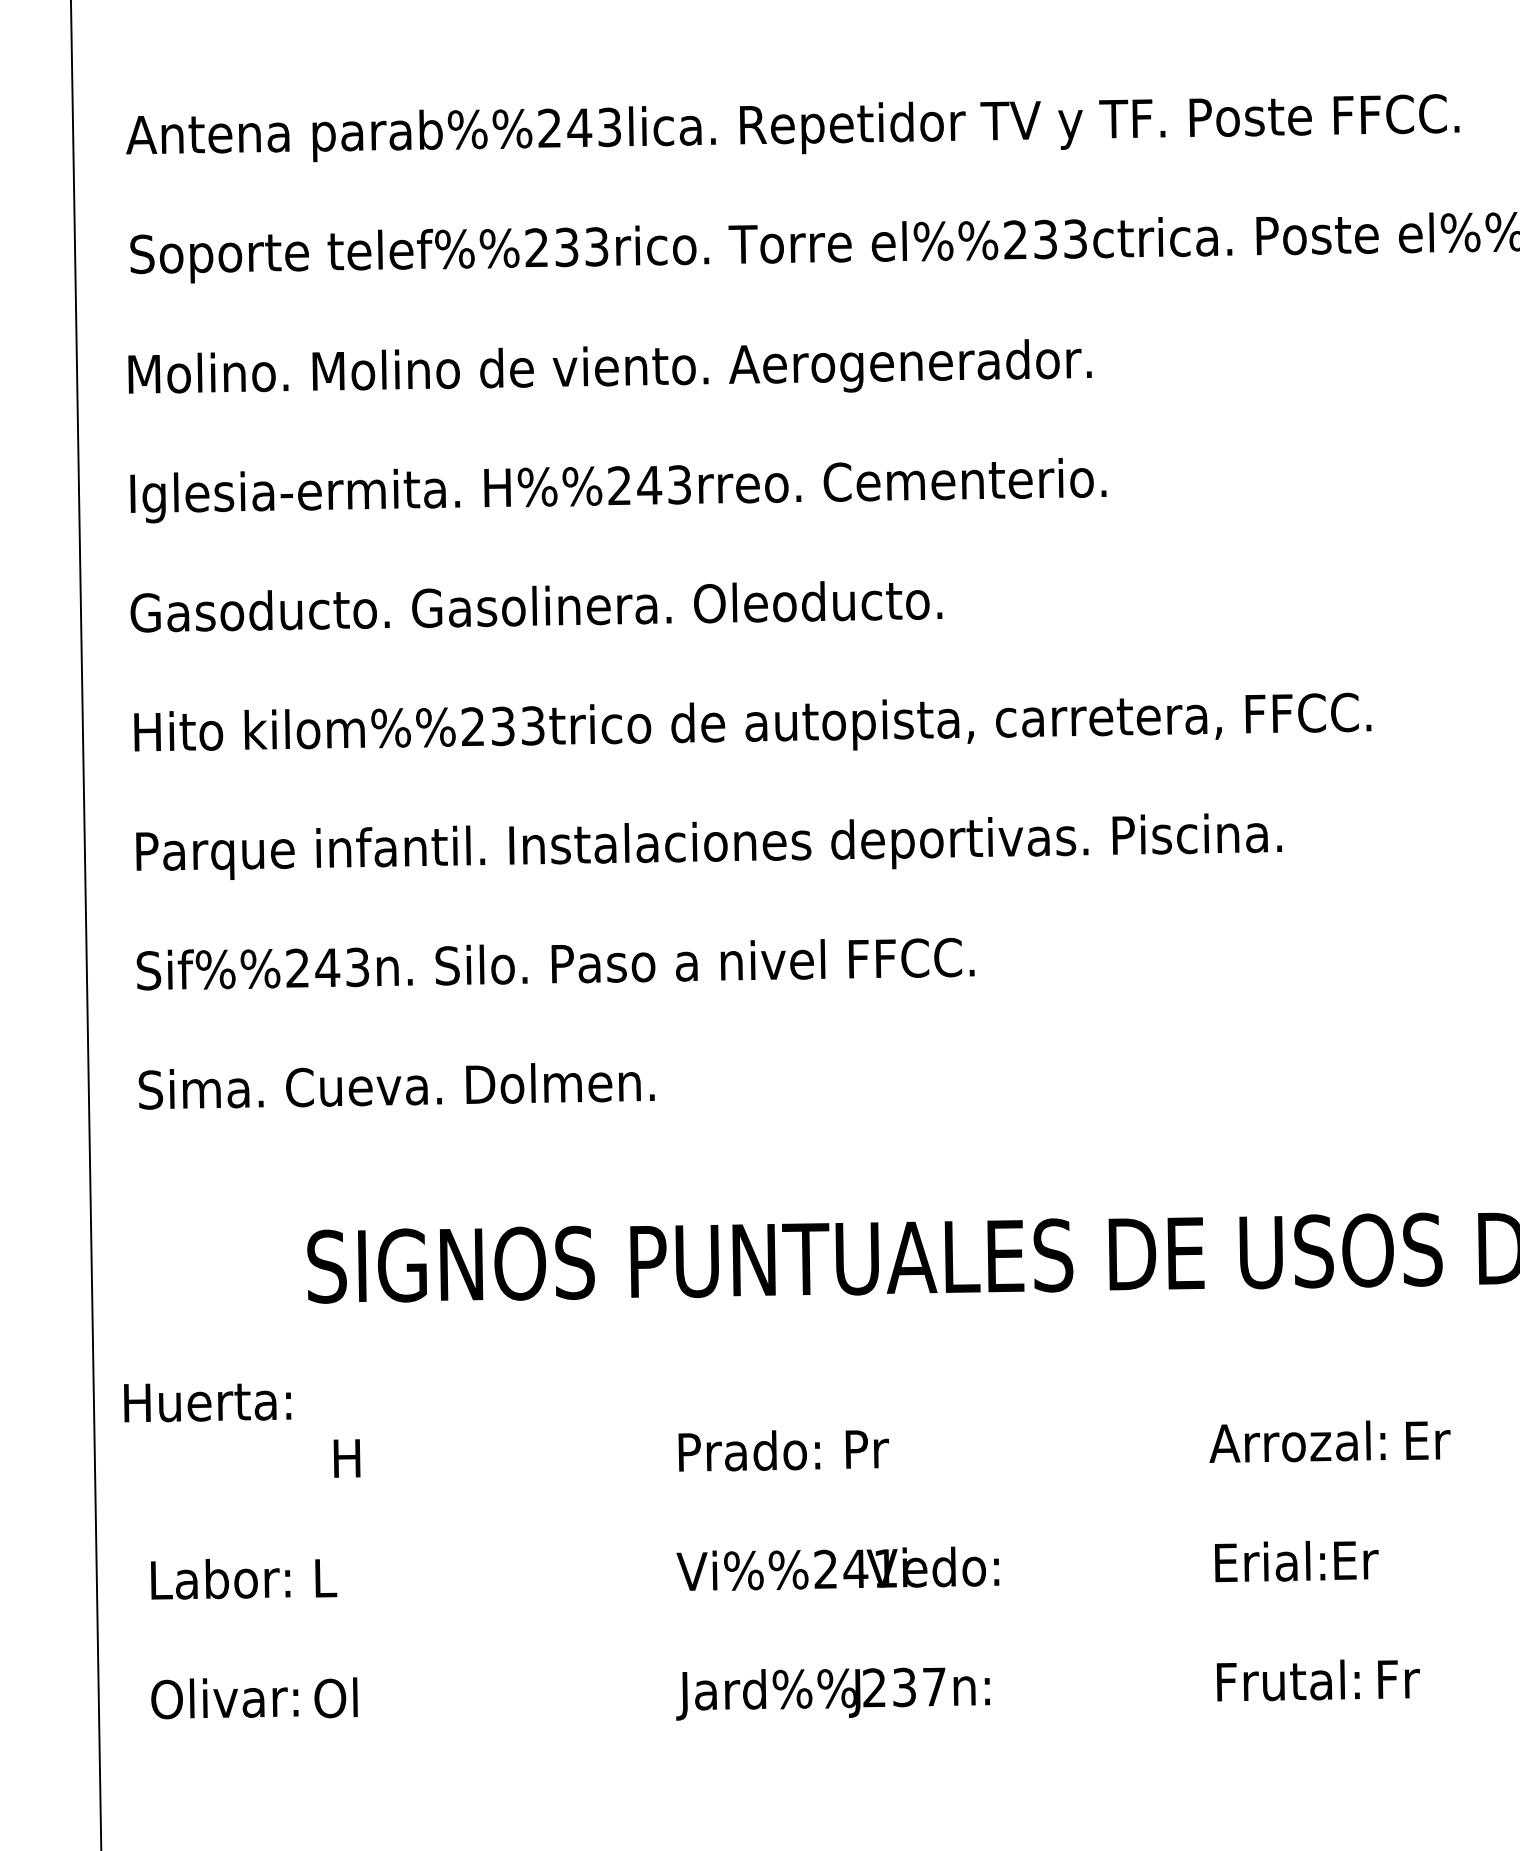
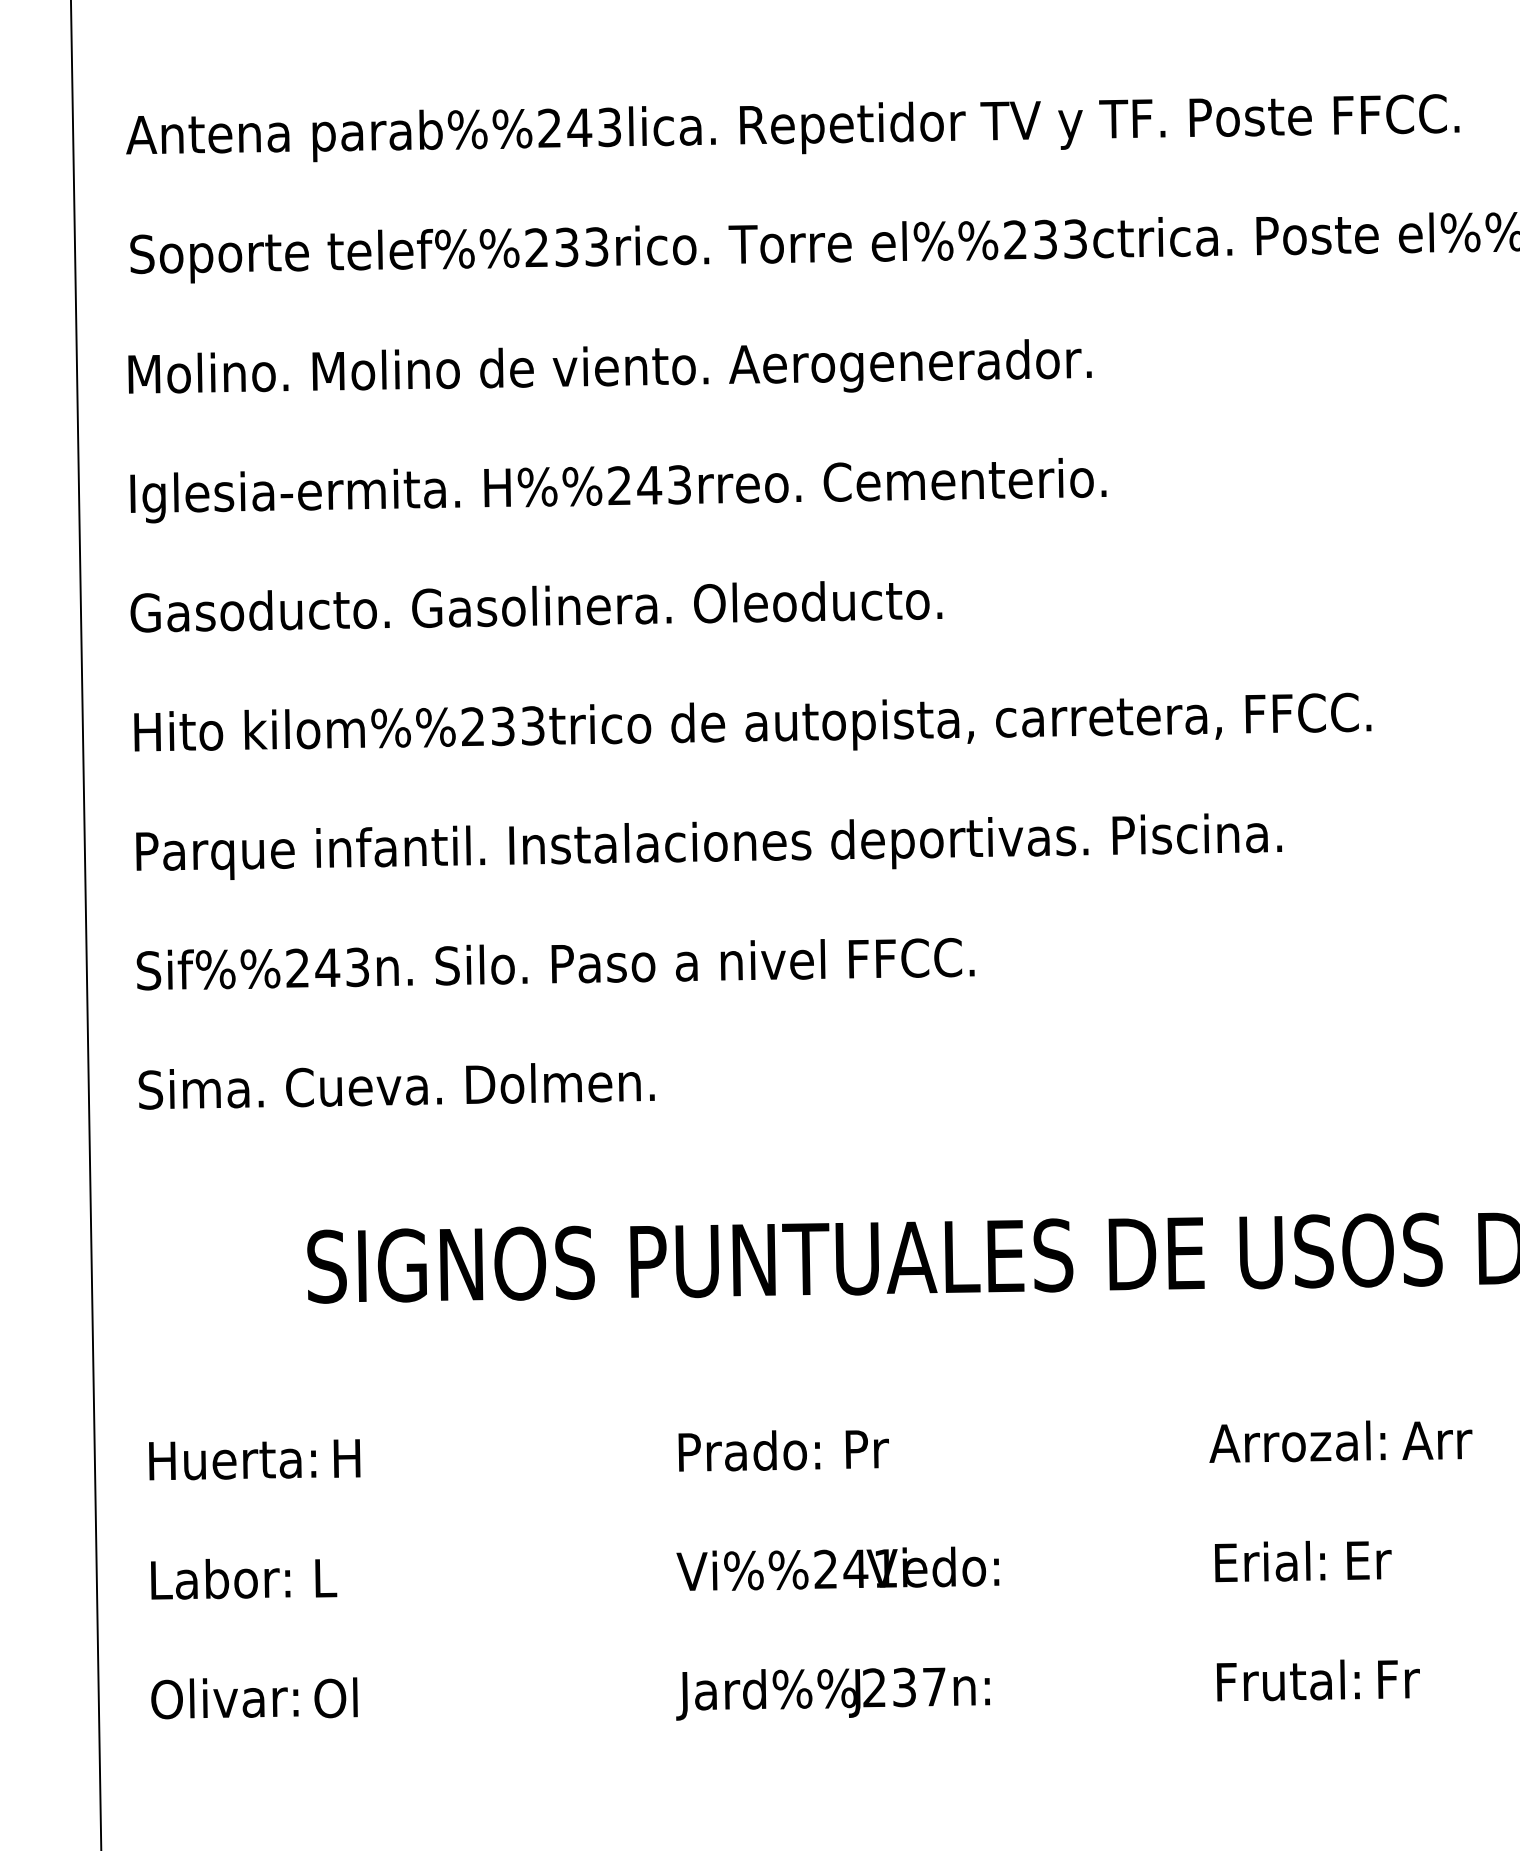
text position: (207, 1402) -> (232, 1460) (232, 1460)
text: Er -> Arr (1437, 1440)
text position: (1356, 1560) -> (1369, 1560) (1369, 1560)
